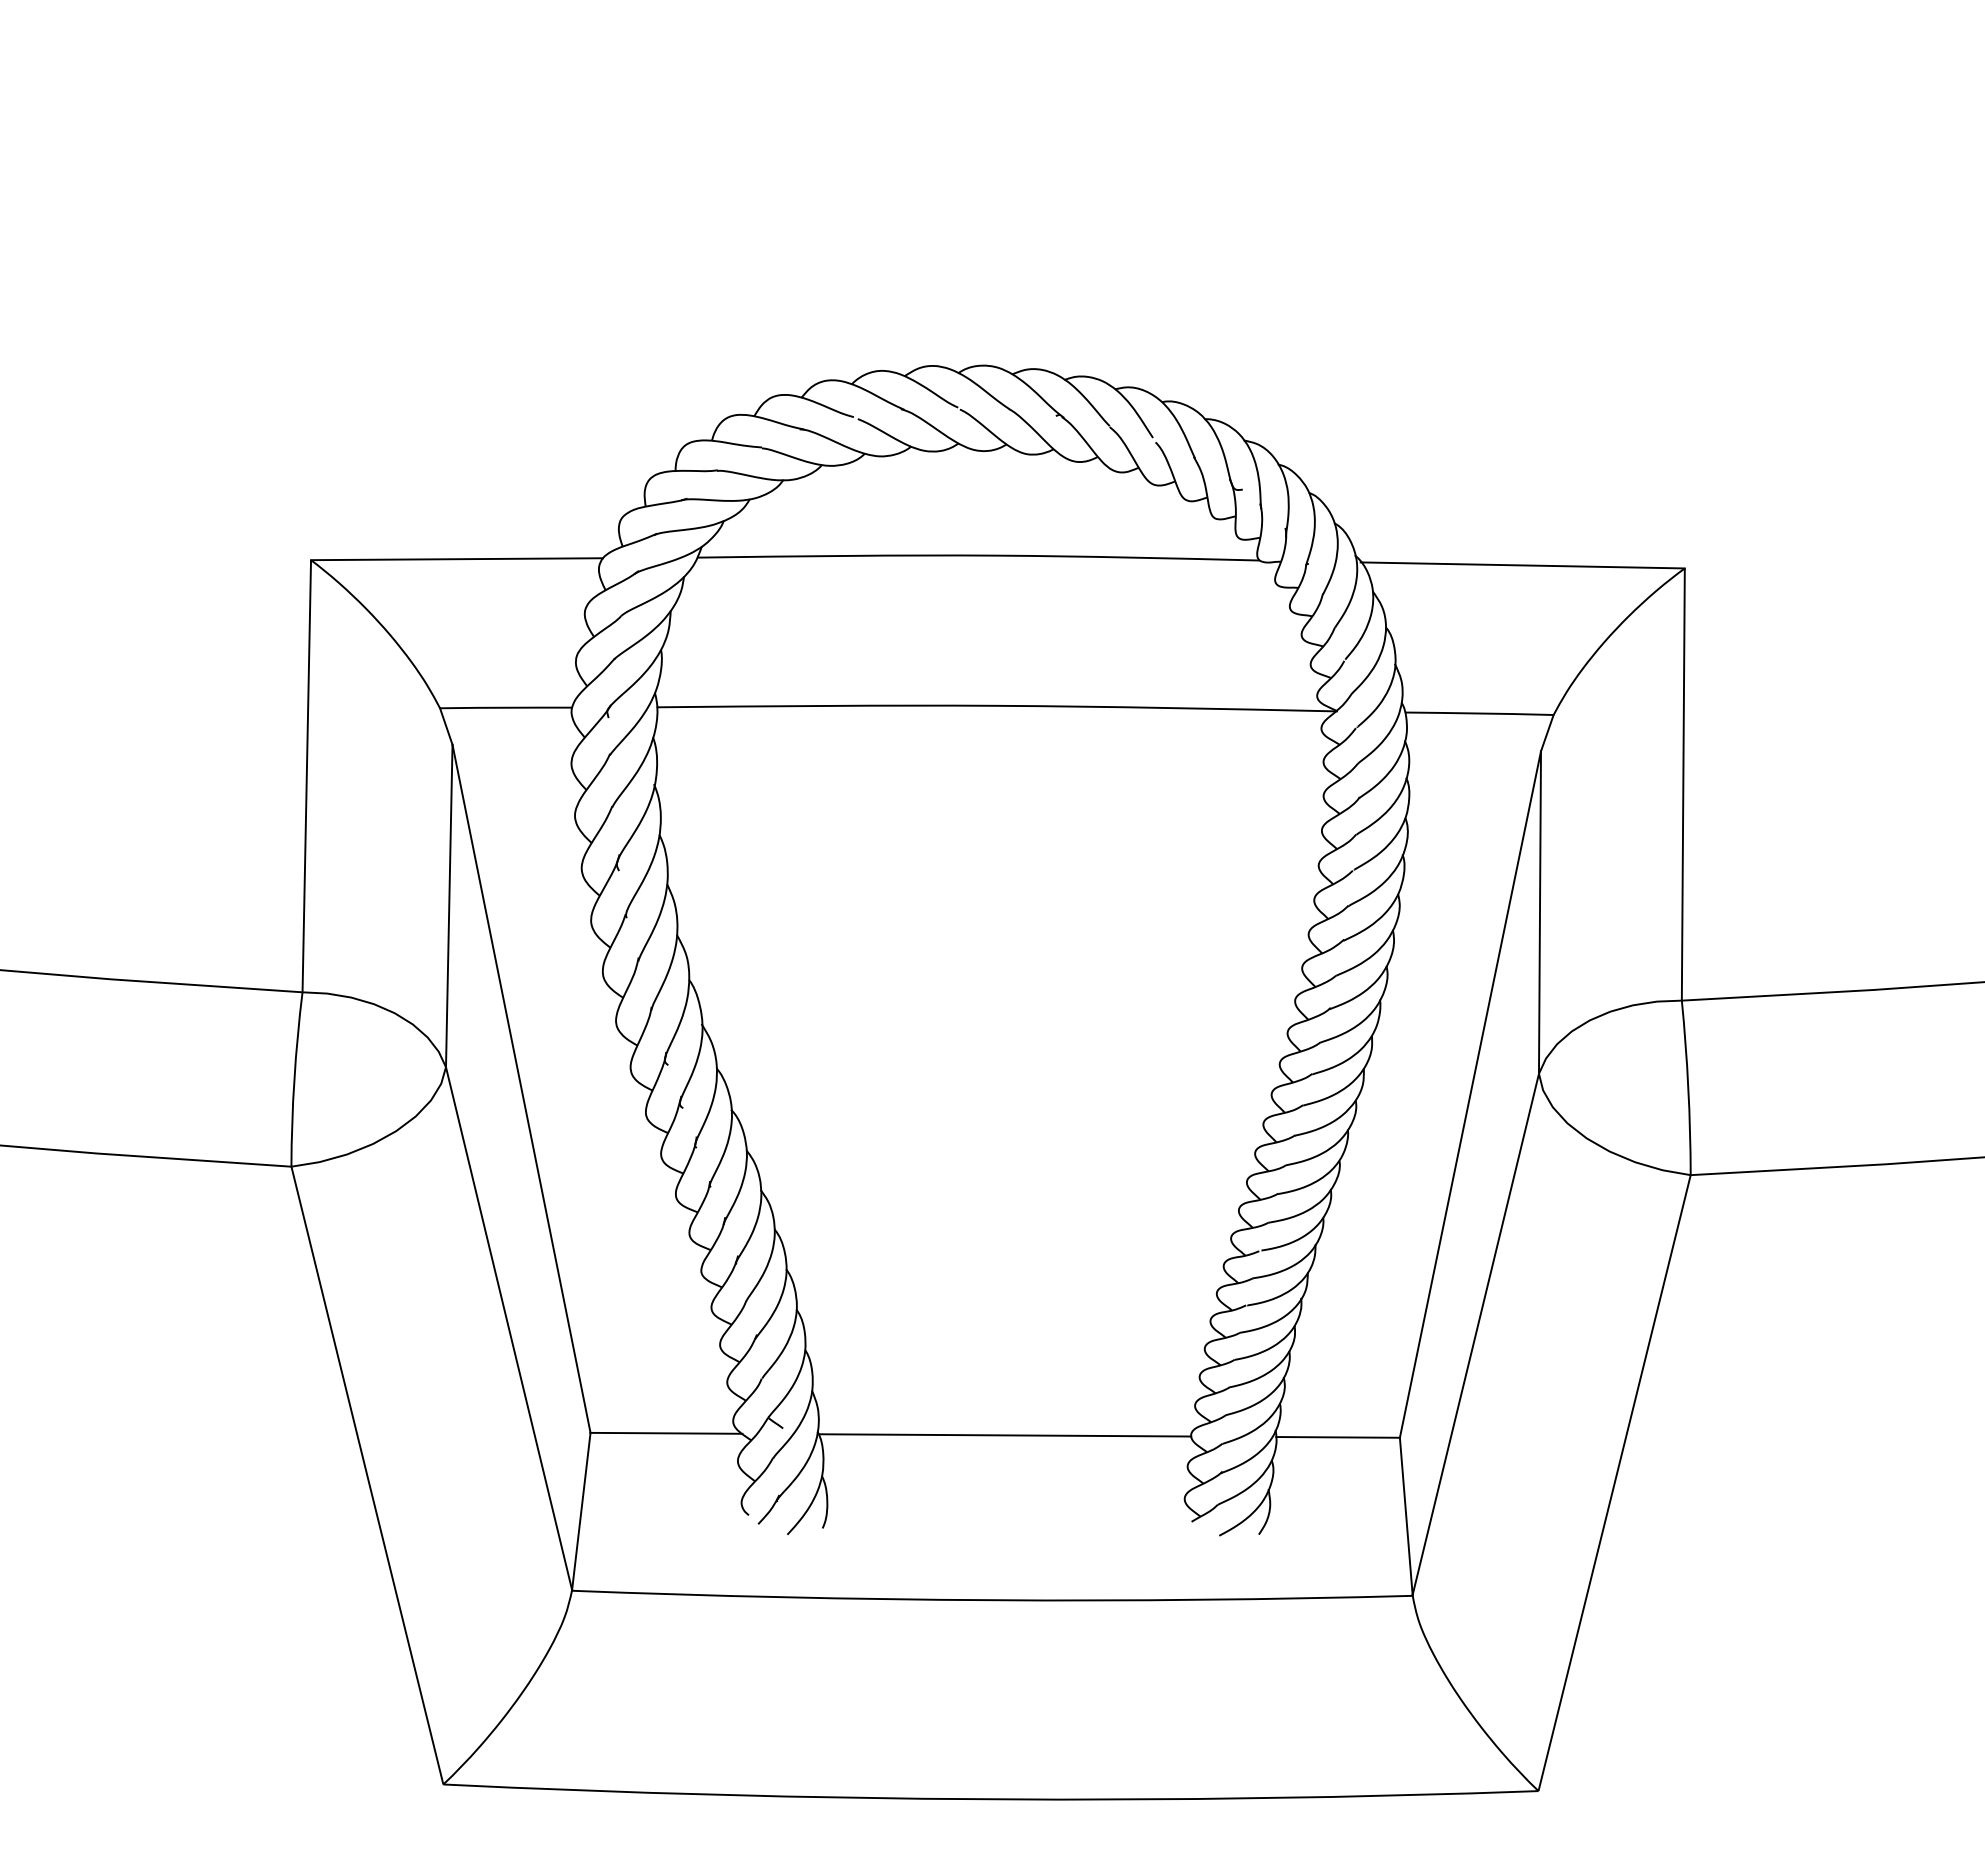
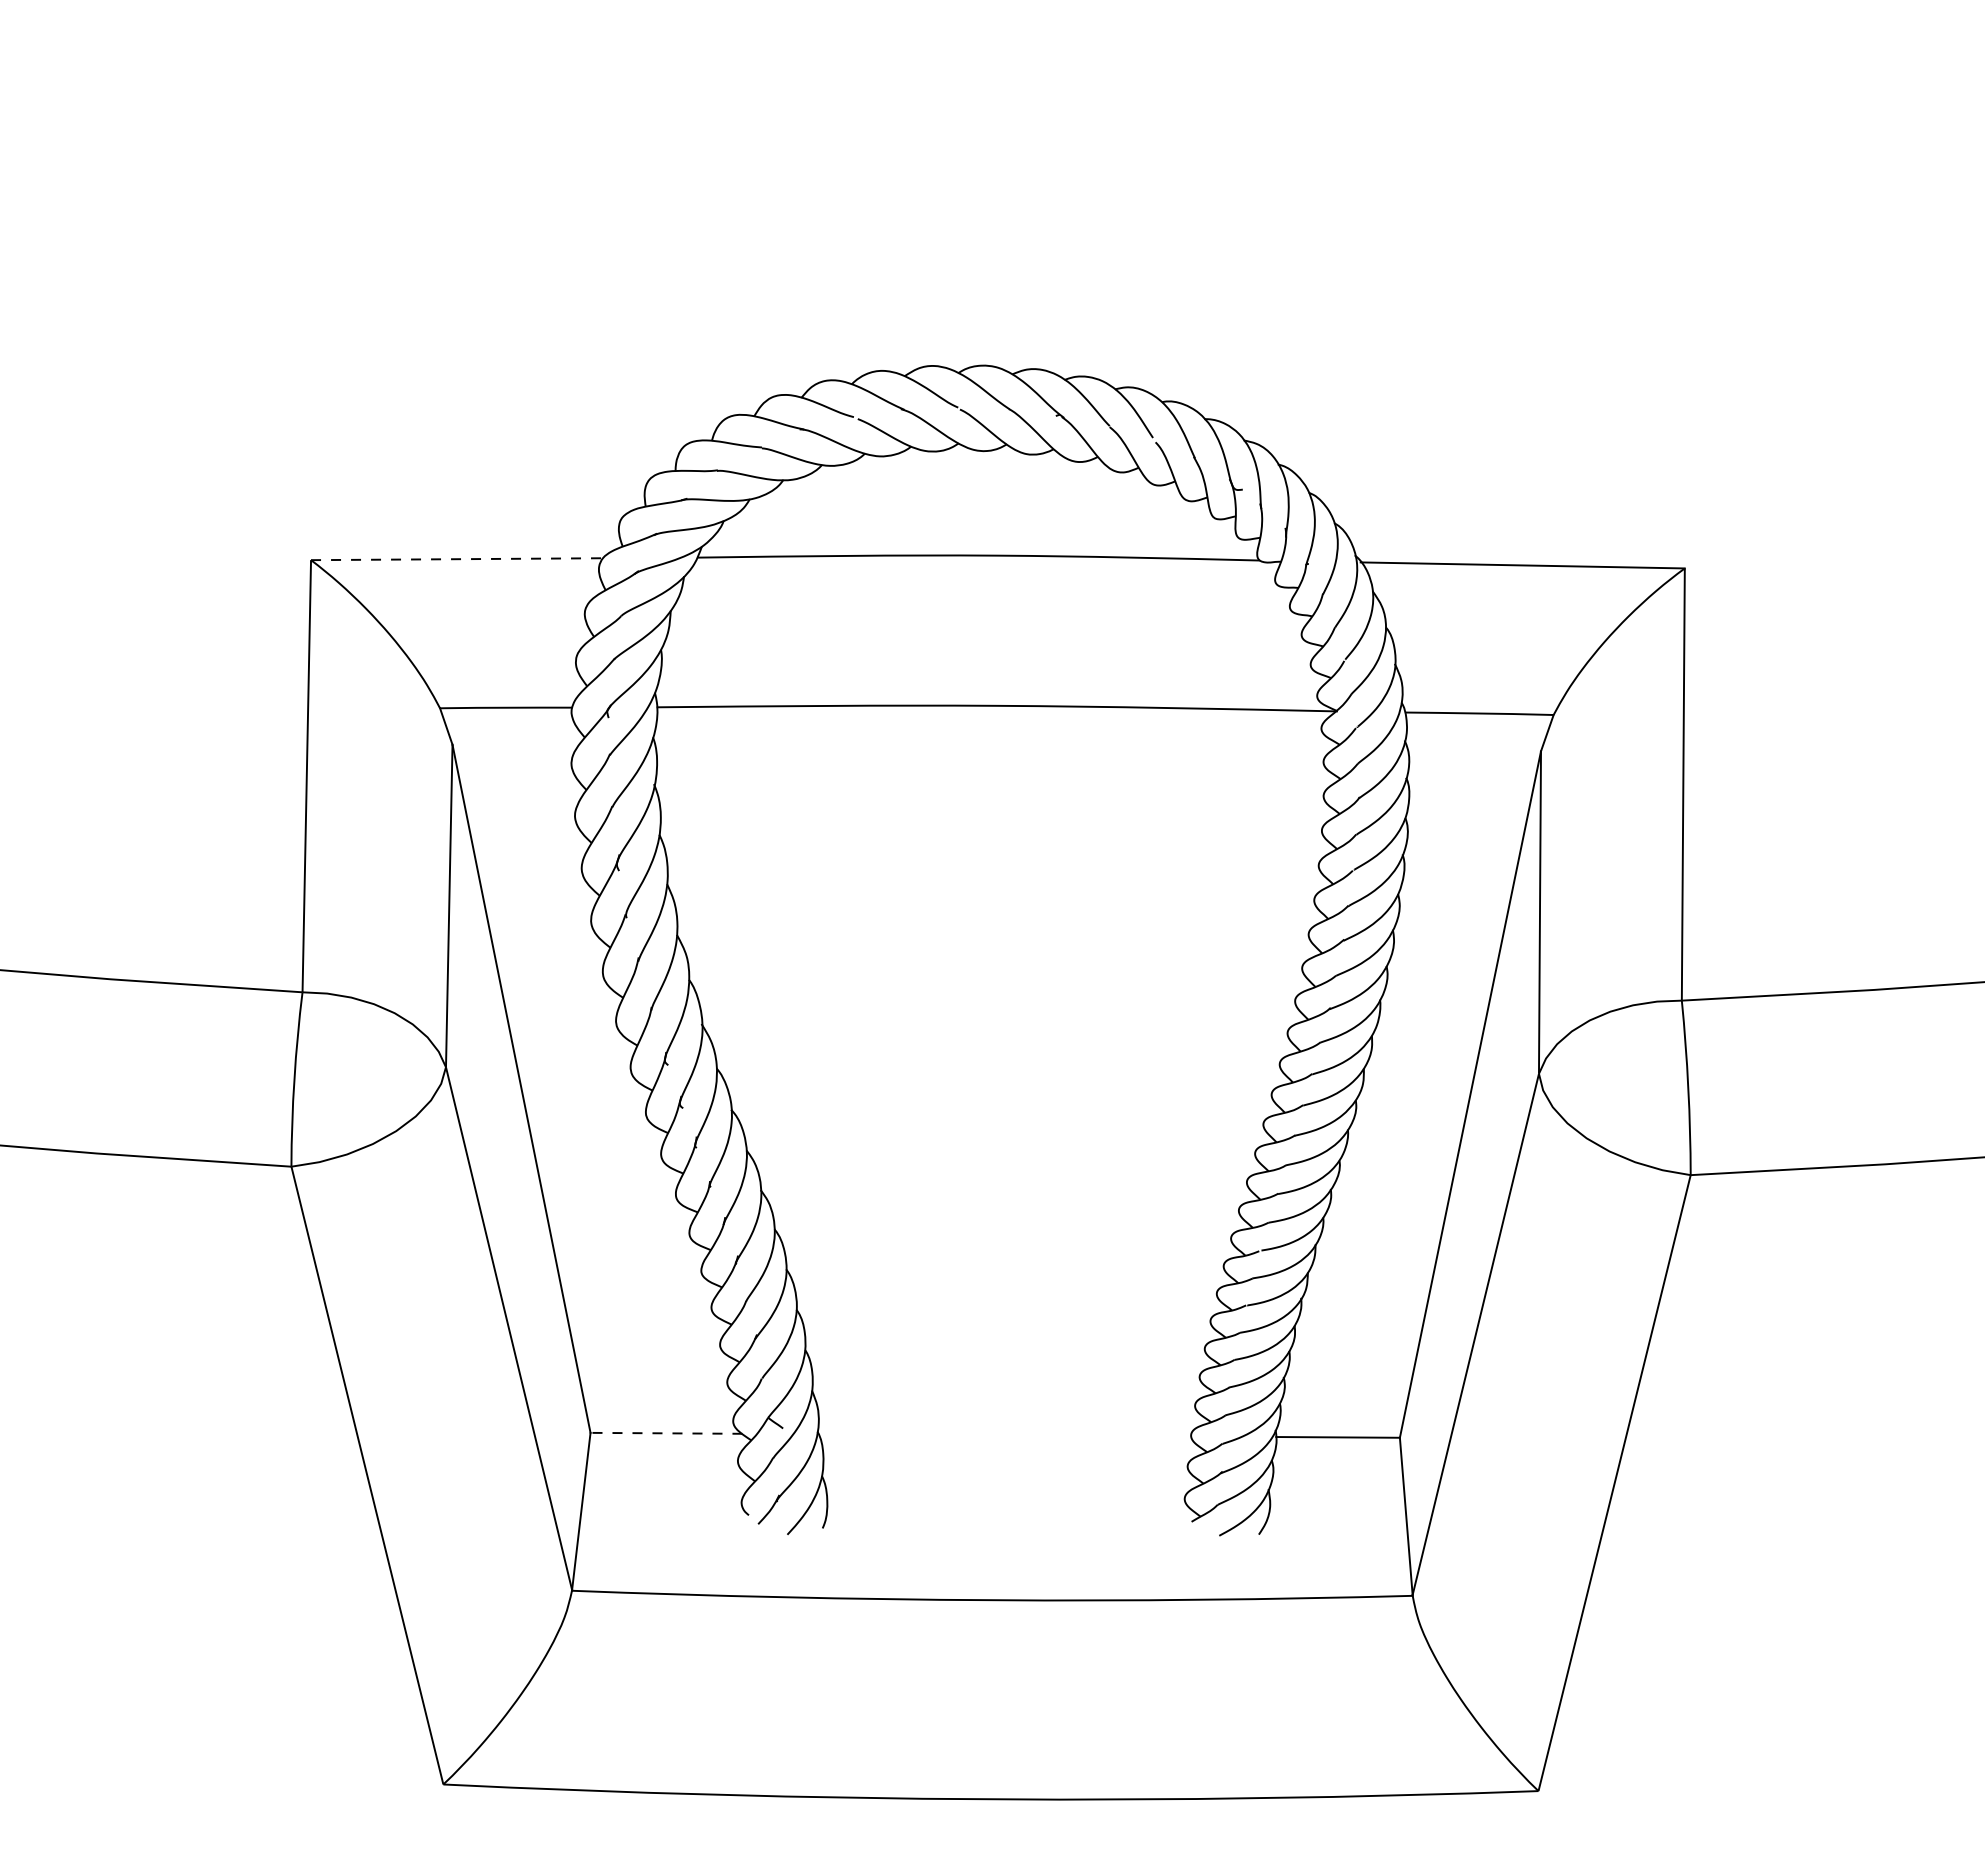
line: solid -> dashed (457, 559)
line: solid -> dashed (666, 1433)
line: present -> none (1004, 1435)
